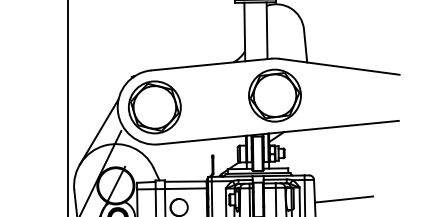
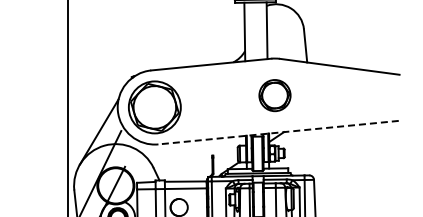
part size: 54x55 px -> 34x34 px (274, 95)
line: solid -> dashed (278, 132)
line: present -> none (343, 199)
